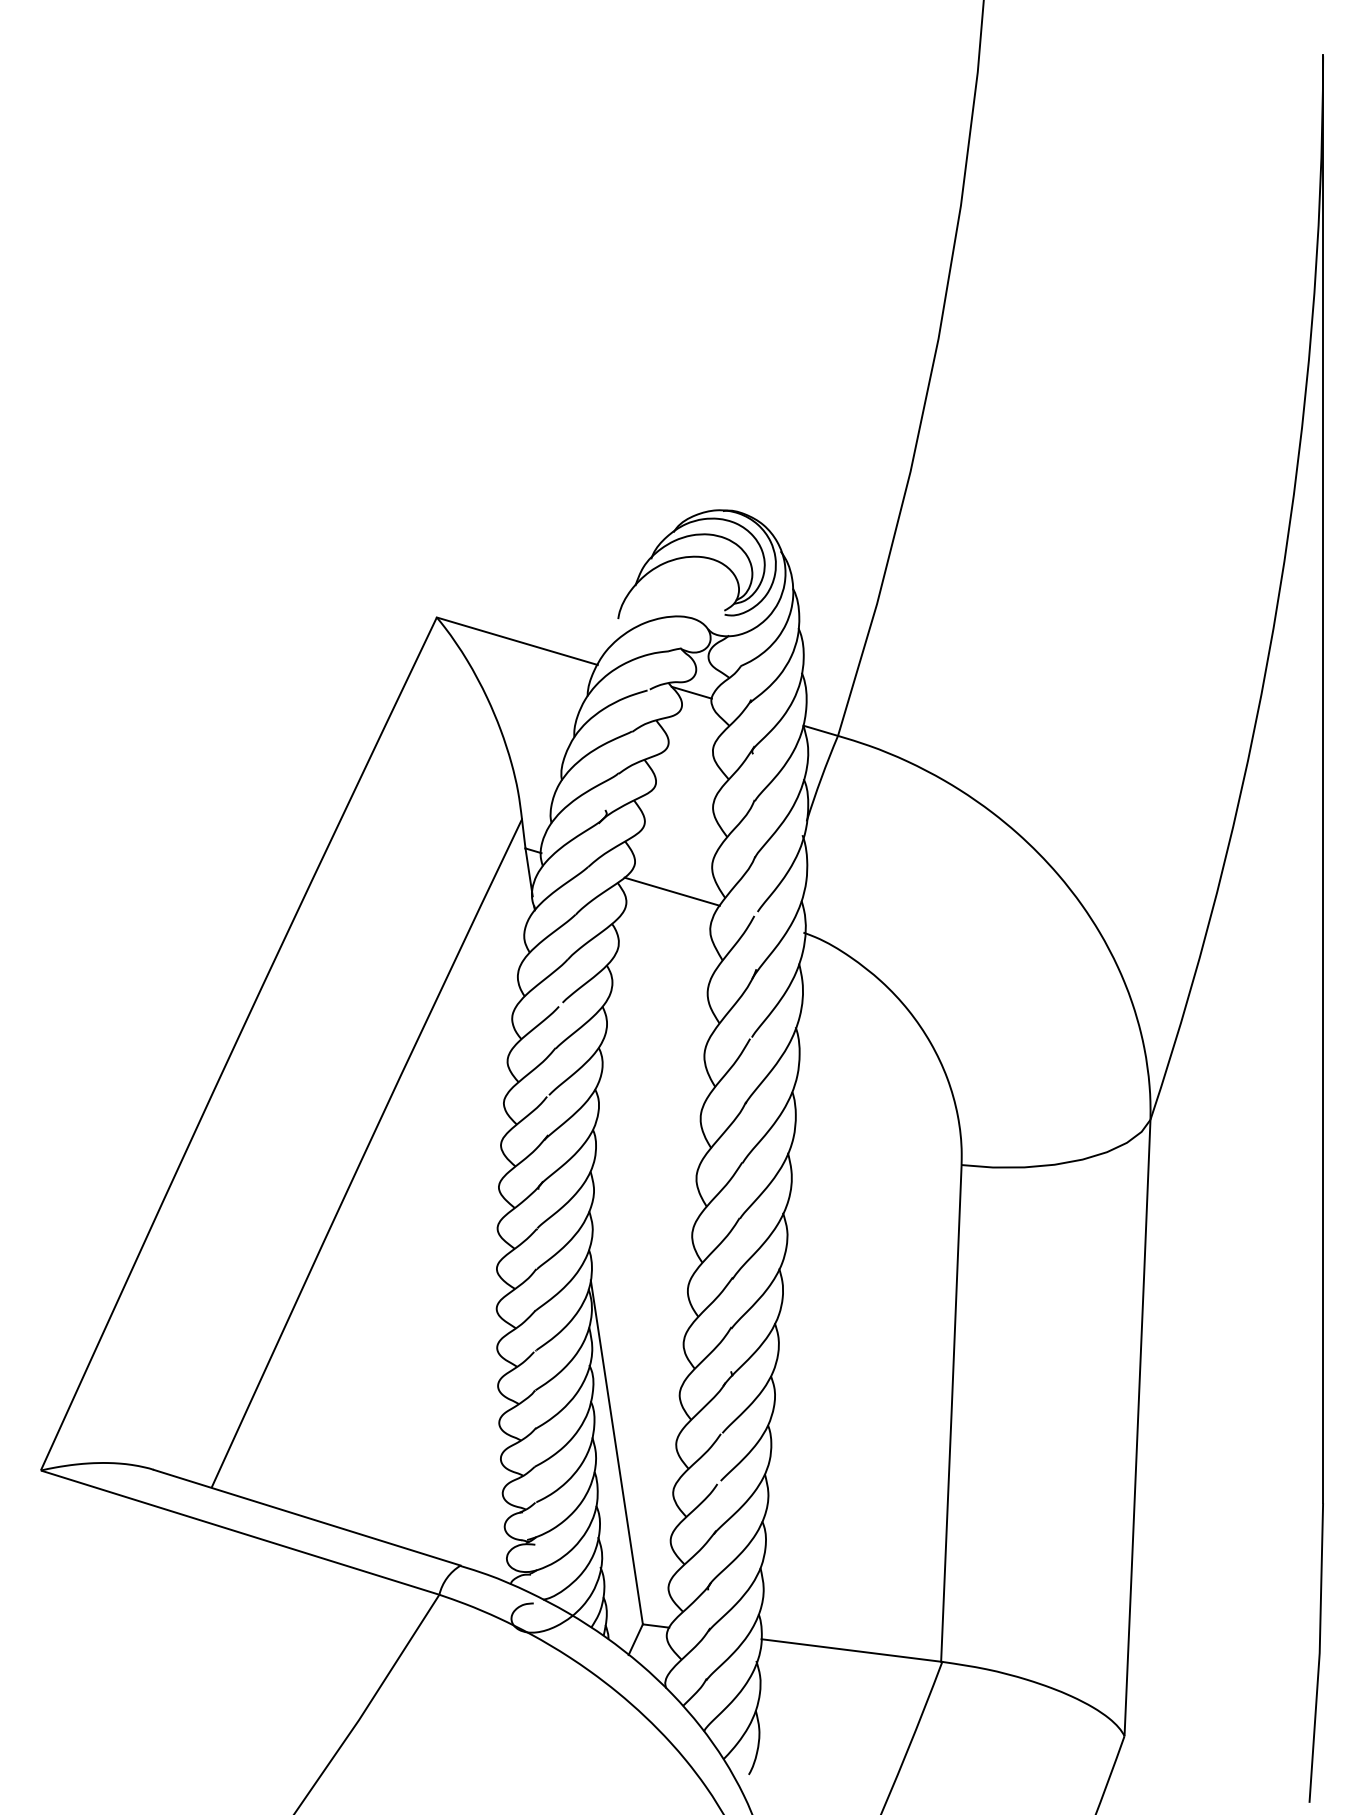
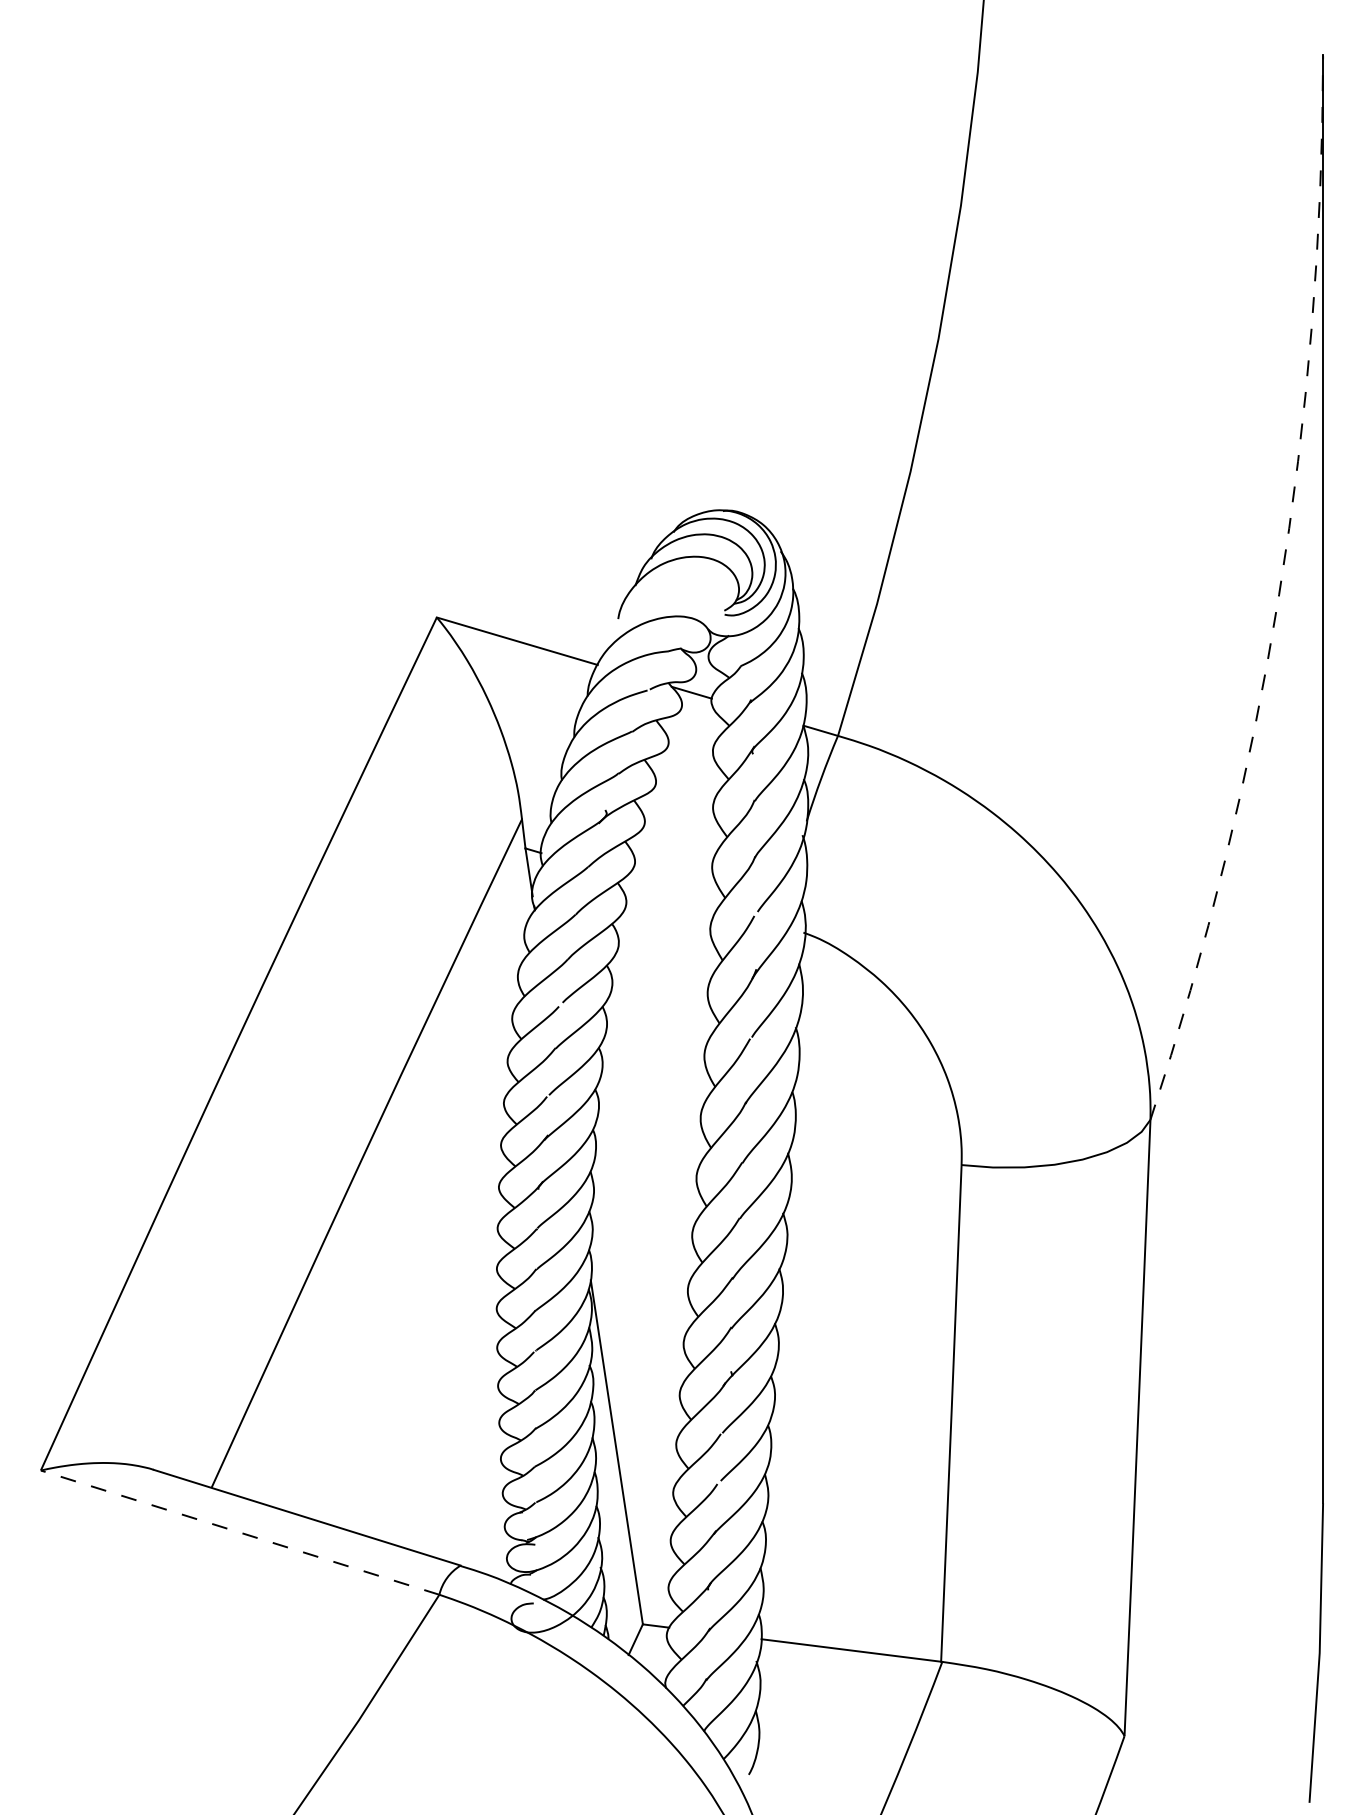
arc: solid -> dashed (1279, 594)
line: present -> none (671, 891)
line: solid -> dashed (239, 1532)
